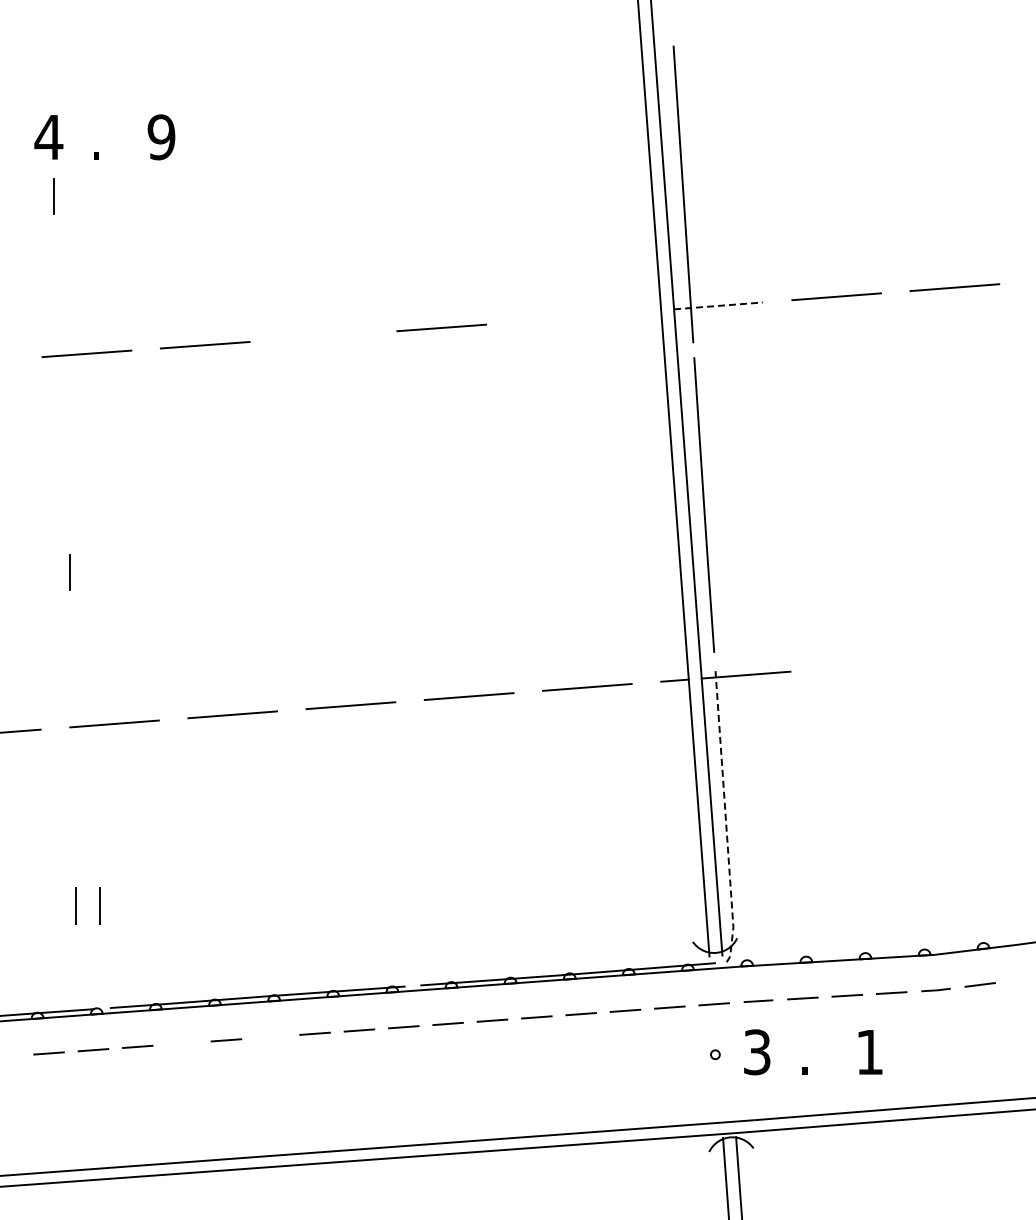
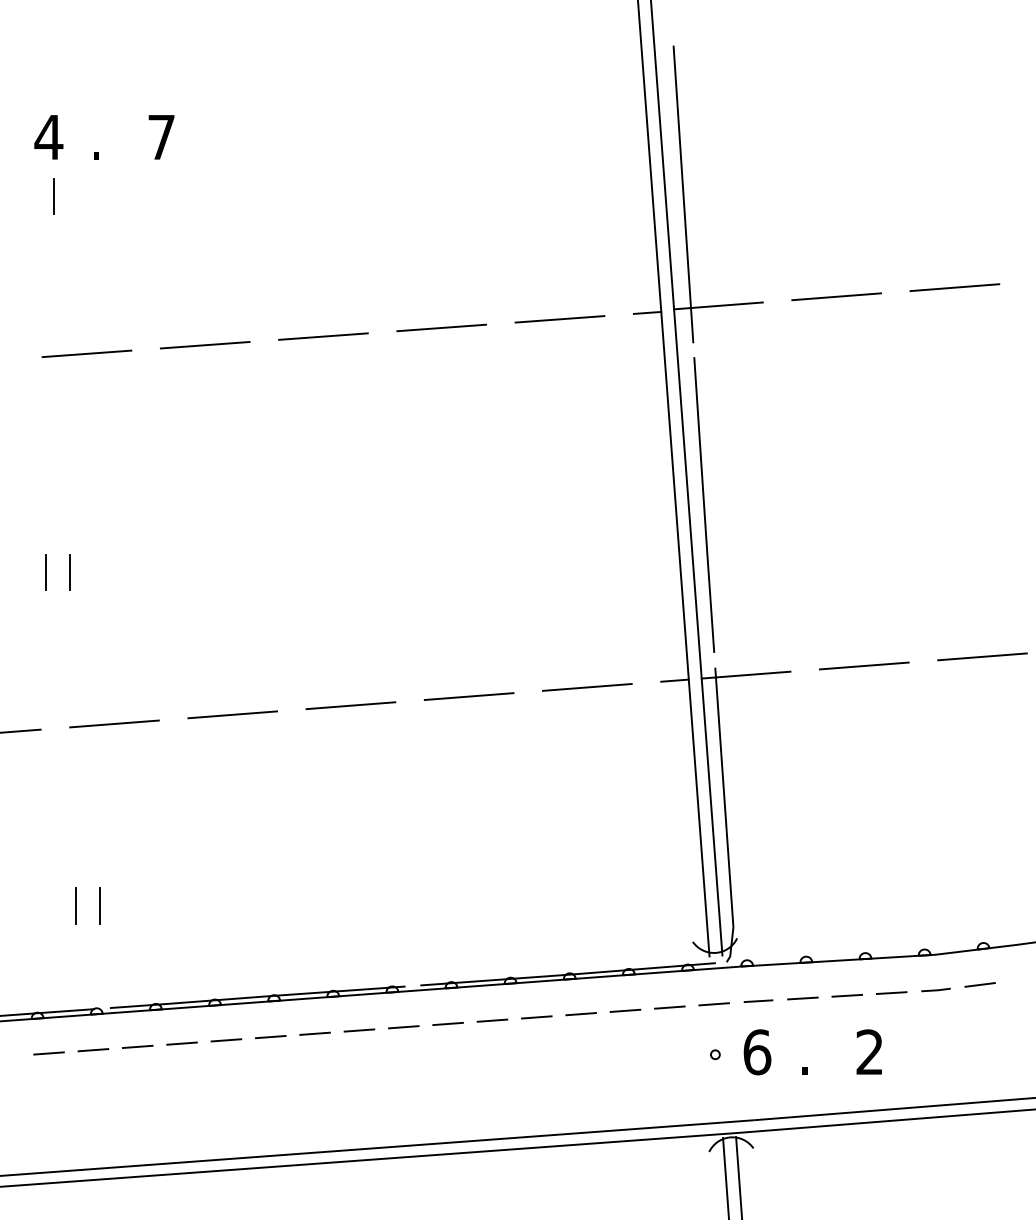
text: 9 -> 7 (161, 137)
line: dashed -> solid (718, 305)
line: none -> present (647, 312)
line: none -> present (559, 319)
line: none -> present (323, 336)
line: none -> present (46, 572)
line: none -> present (982, 656)
line: none -> present (863, 665)
line: dashed -> solid (725, 816)
line: none -> present (270, 1036)
line: none -> present (181, 1043)
text: 1 -> 2 (869, 1051)
text: 3 -> 6 (757, 1052)
